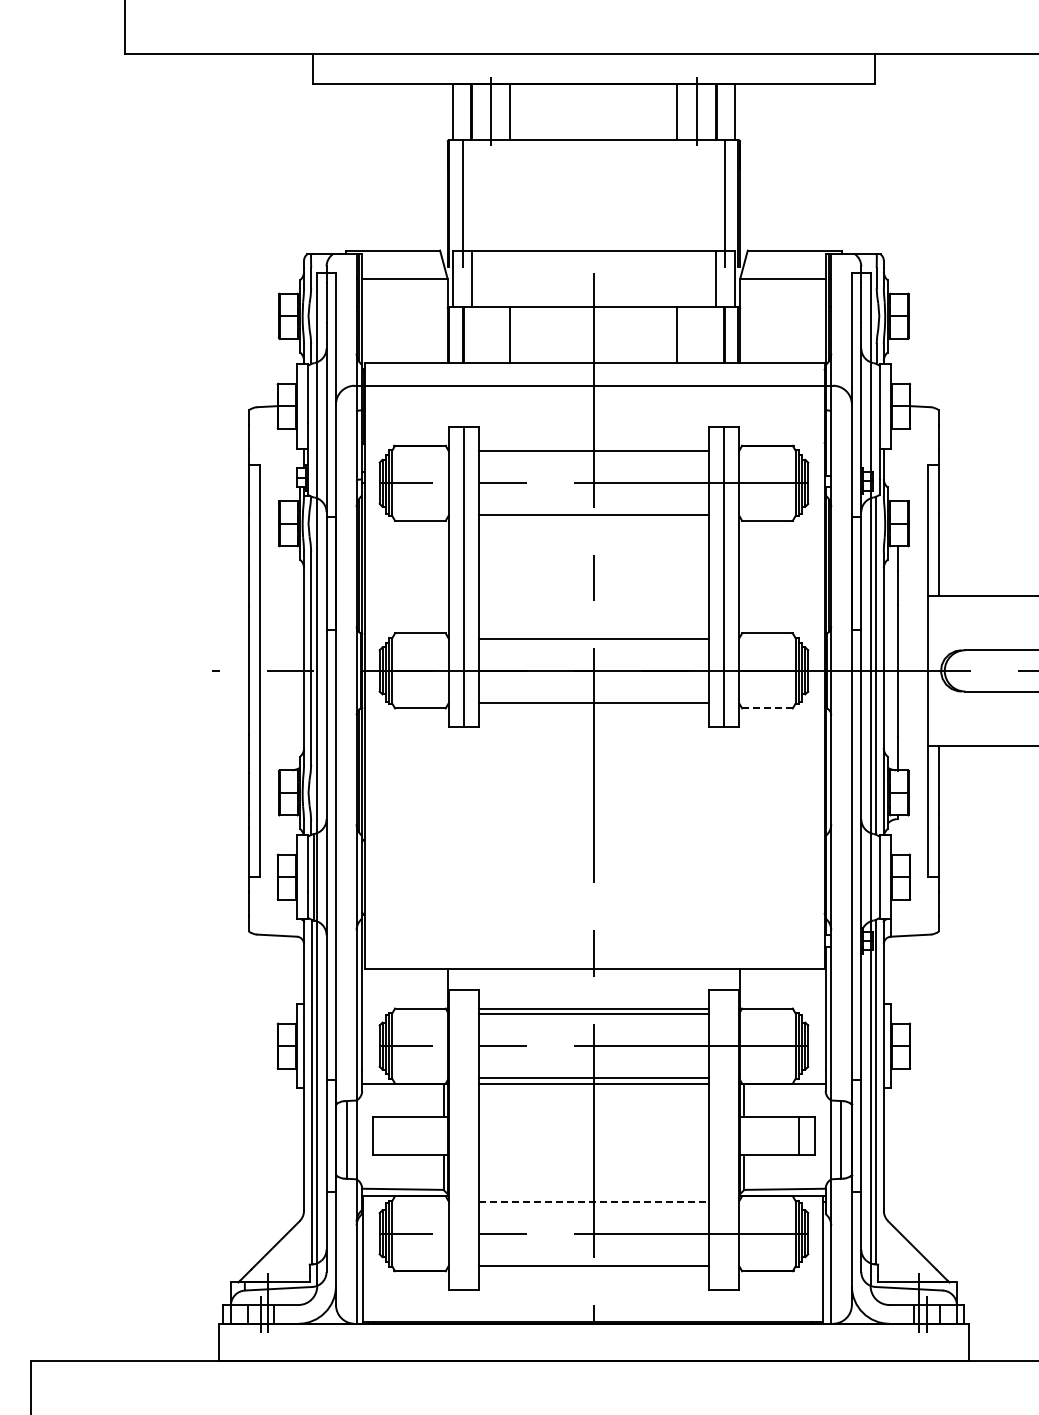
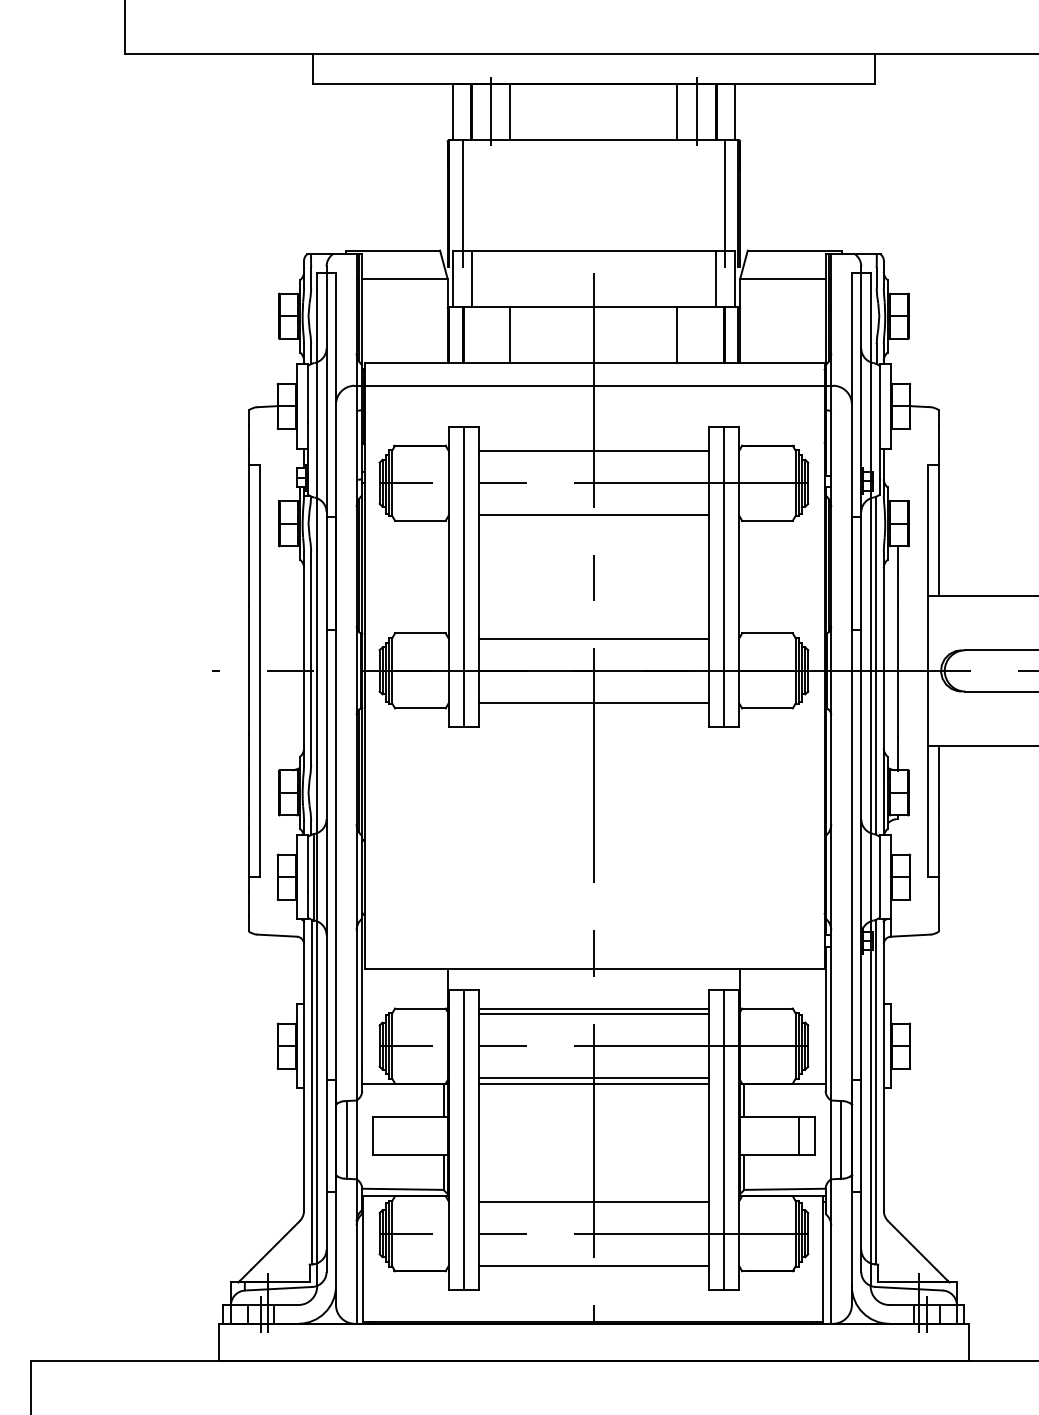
line: dashed -> solid (766, 708)
line: none -> present (463, 1139)
line: none -> present (724, 1139)
line: dashed -> solid (594, 1201)
